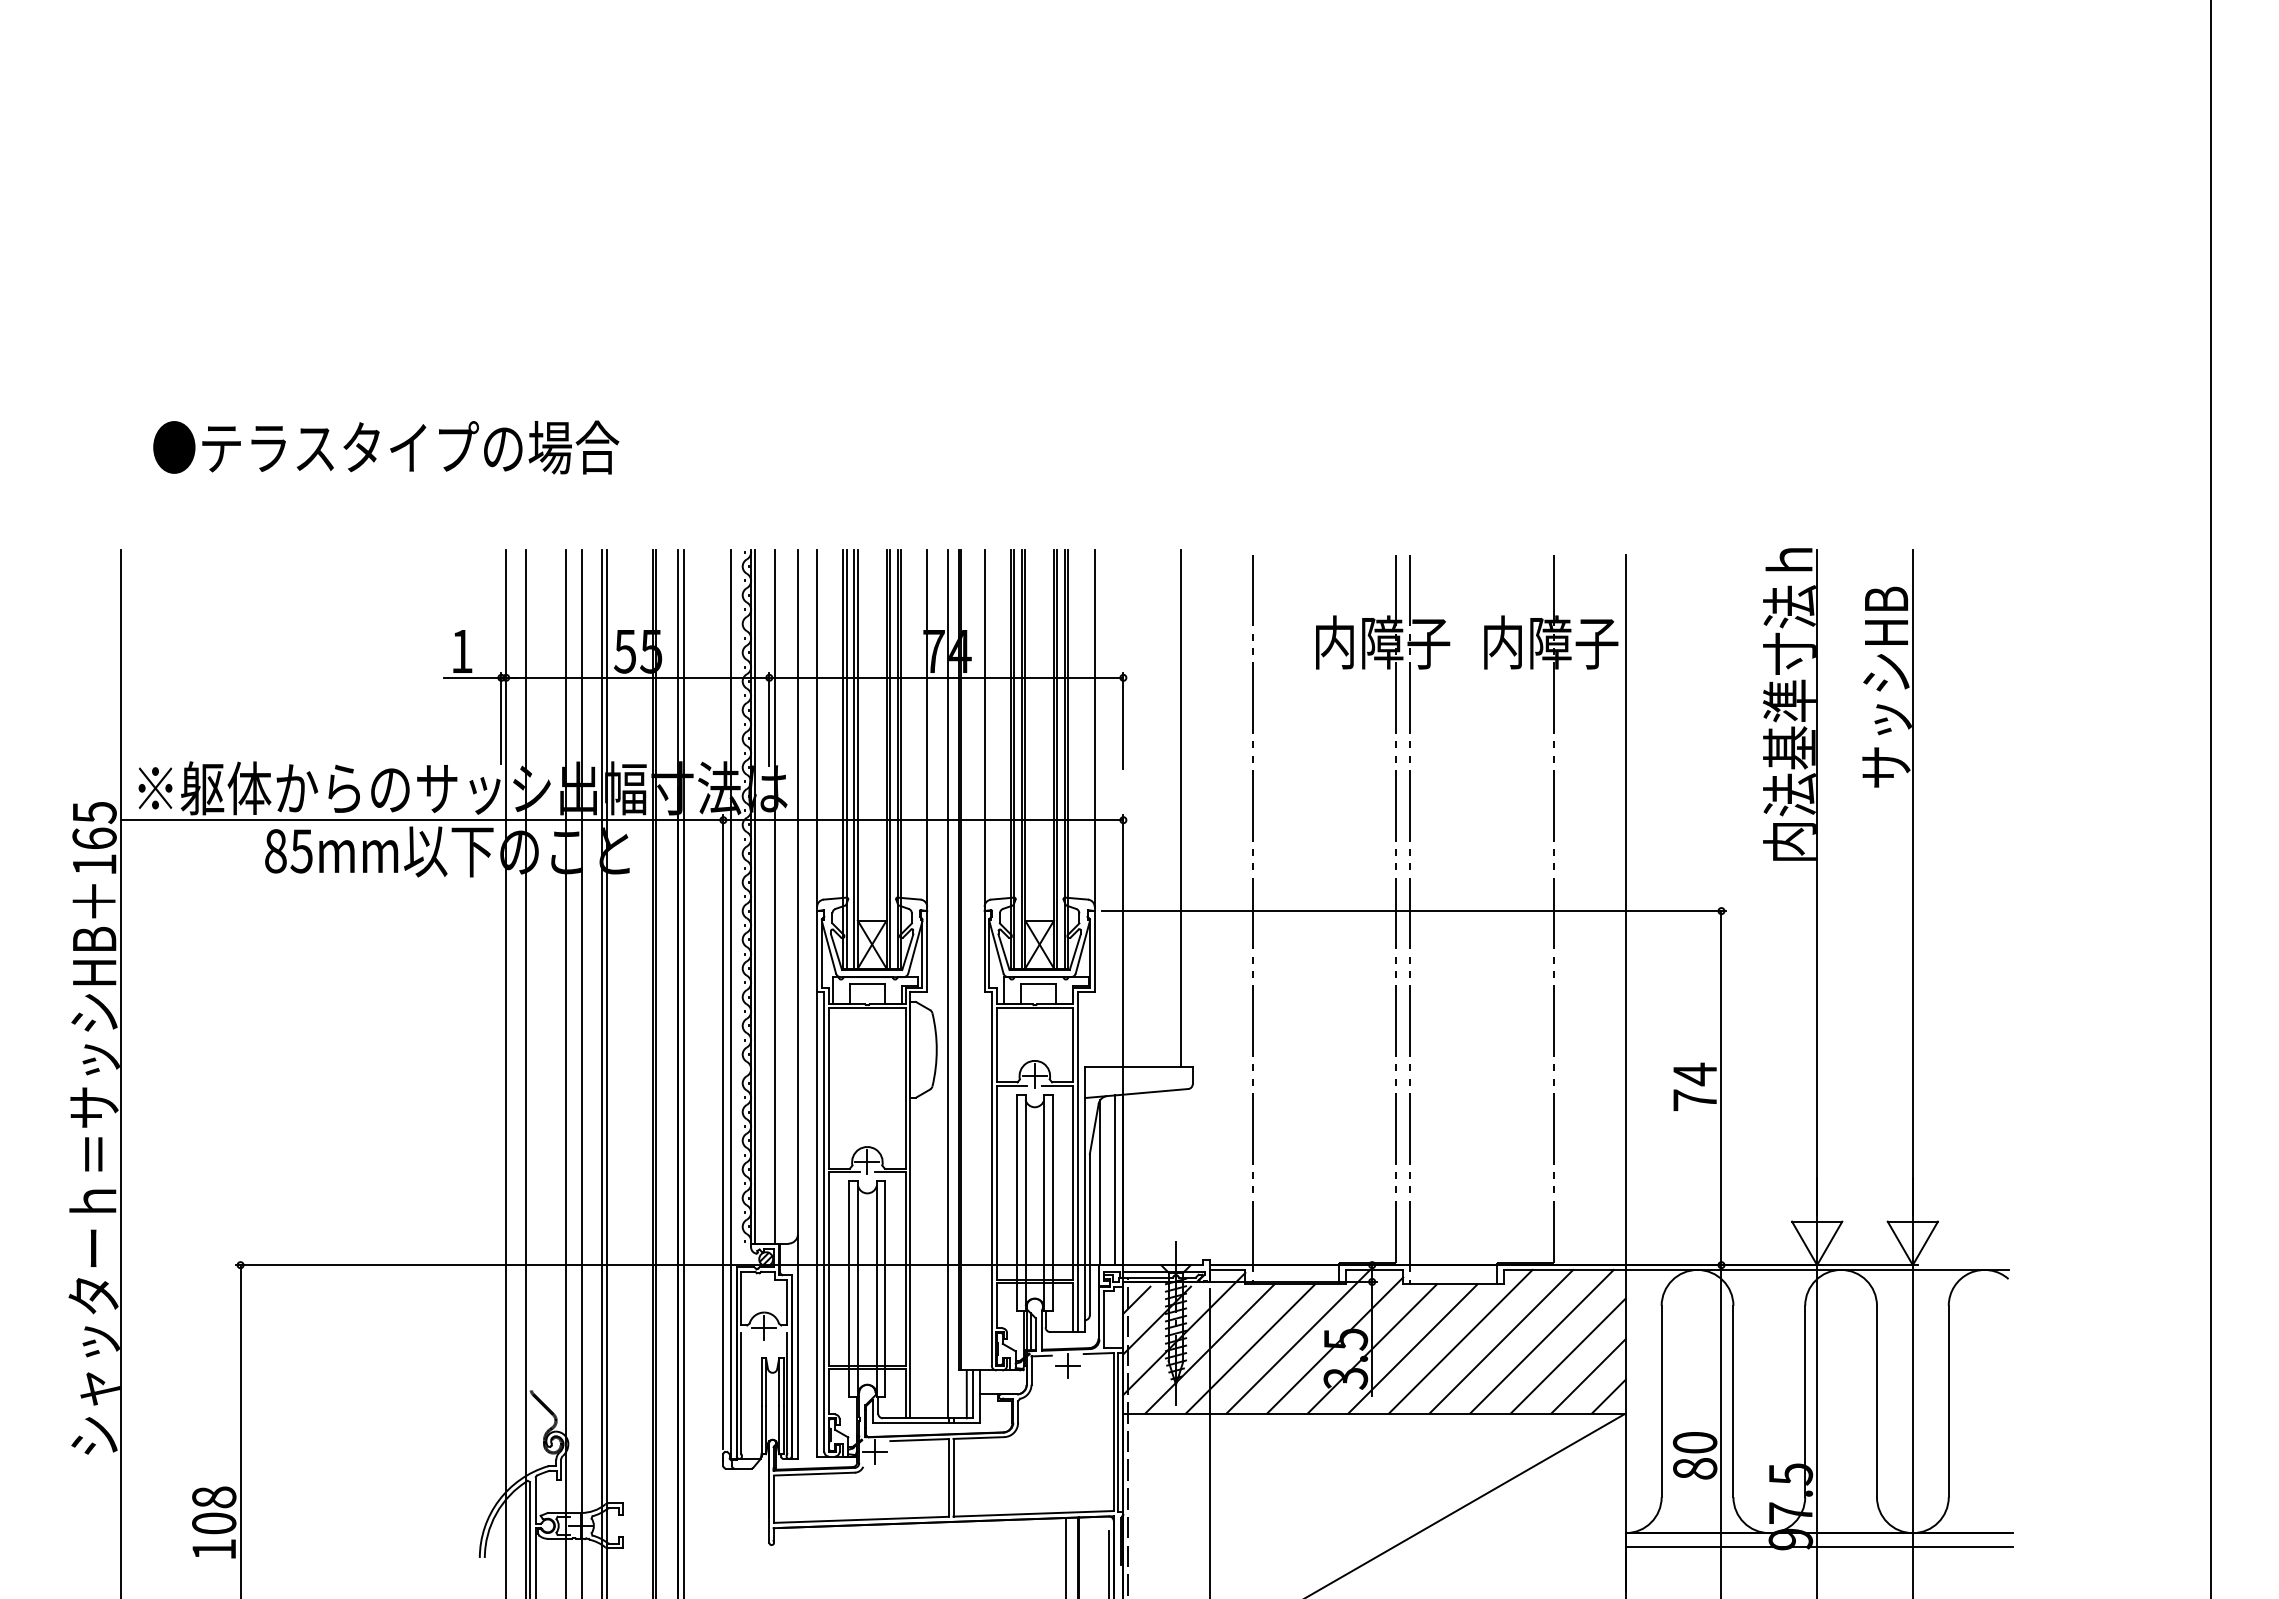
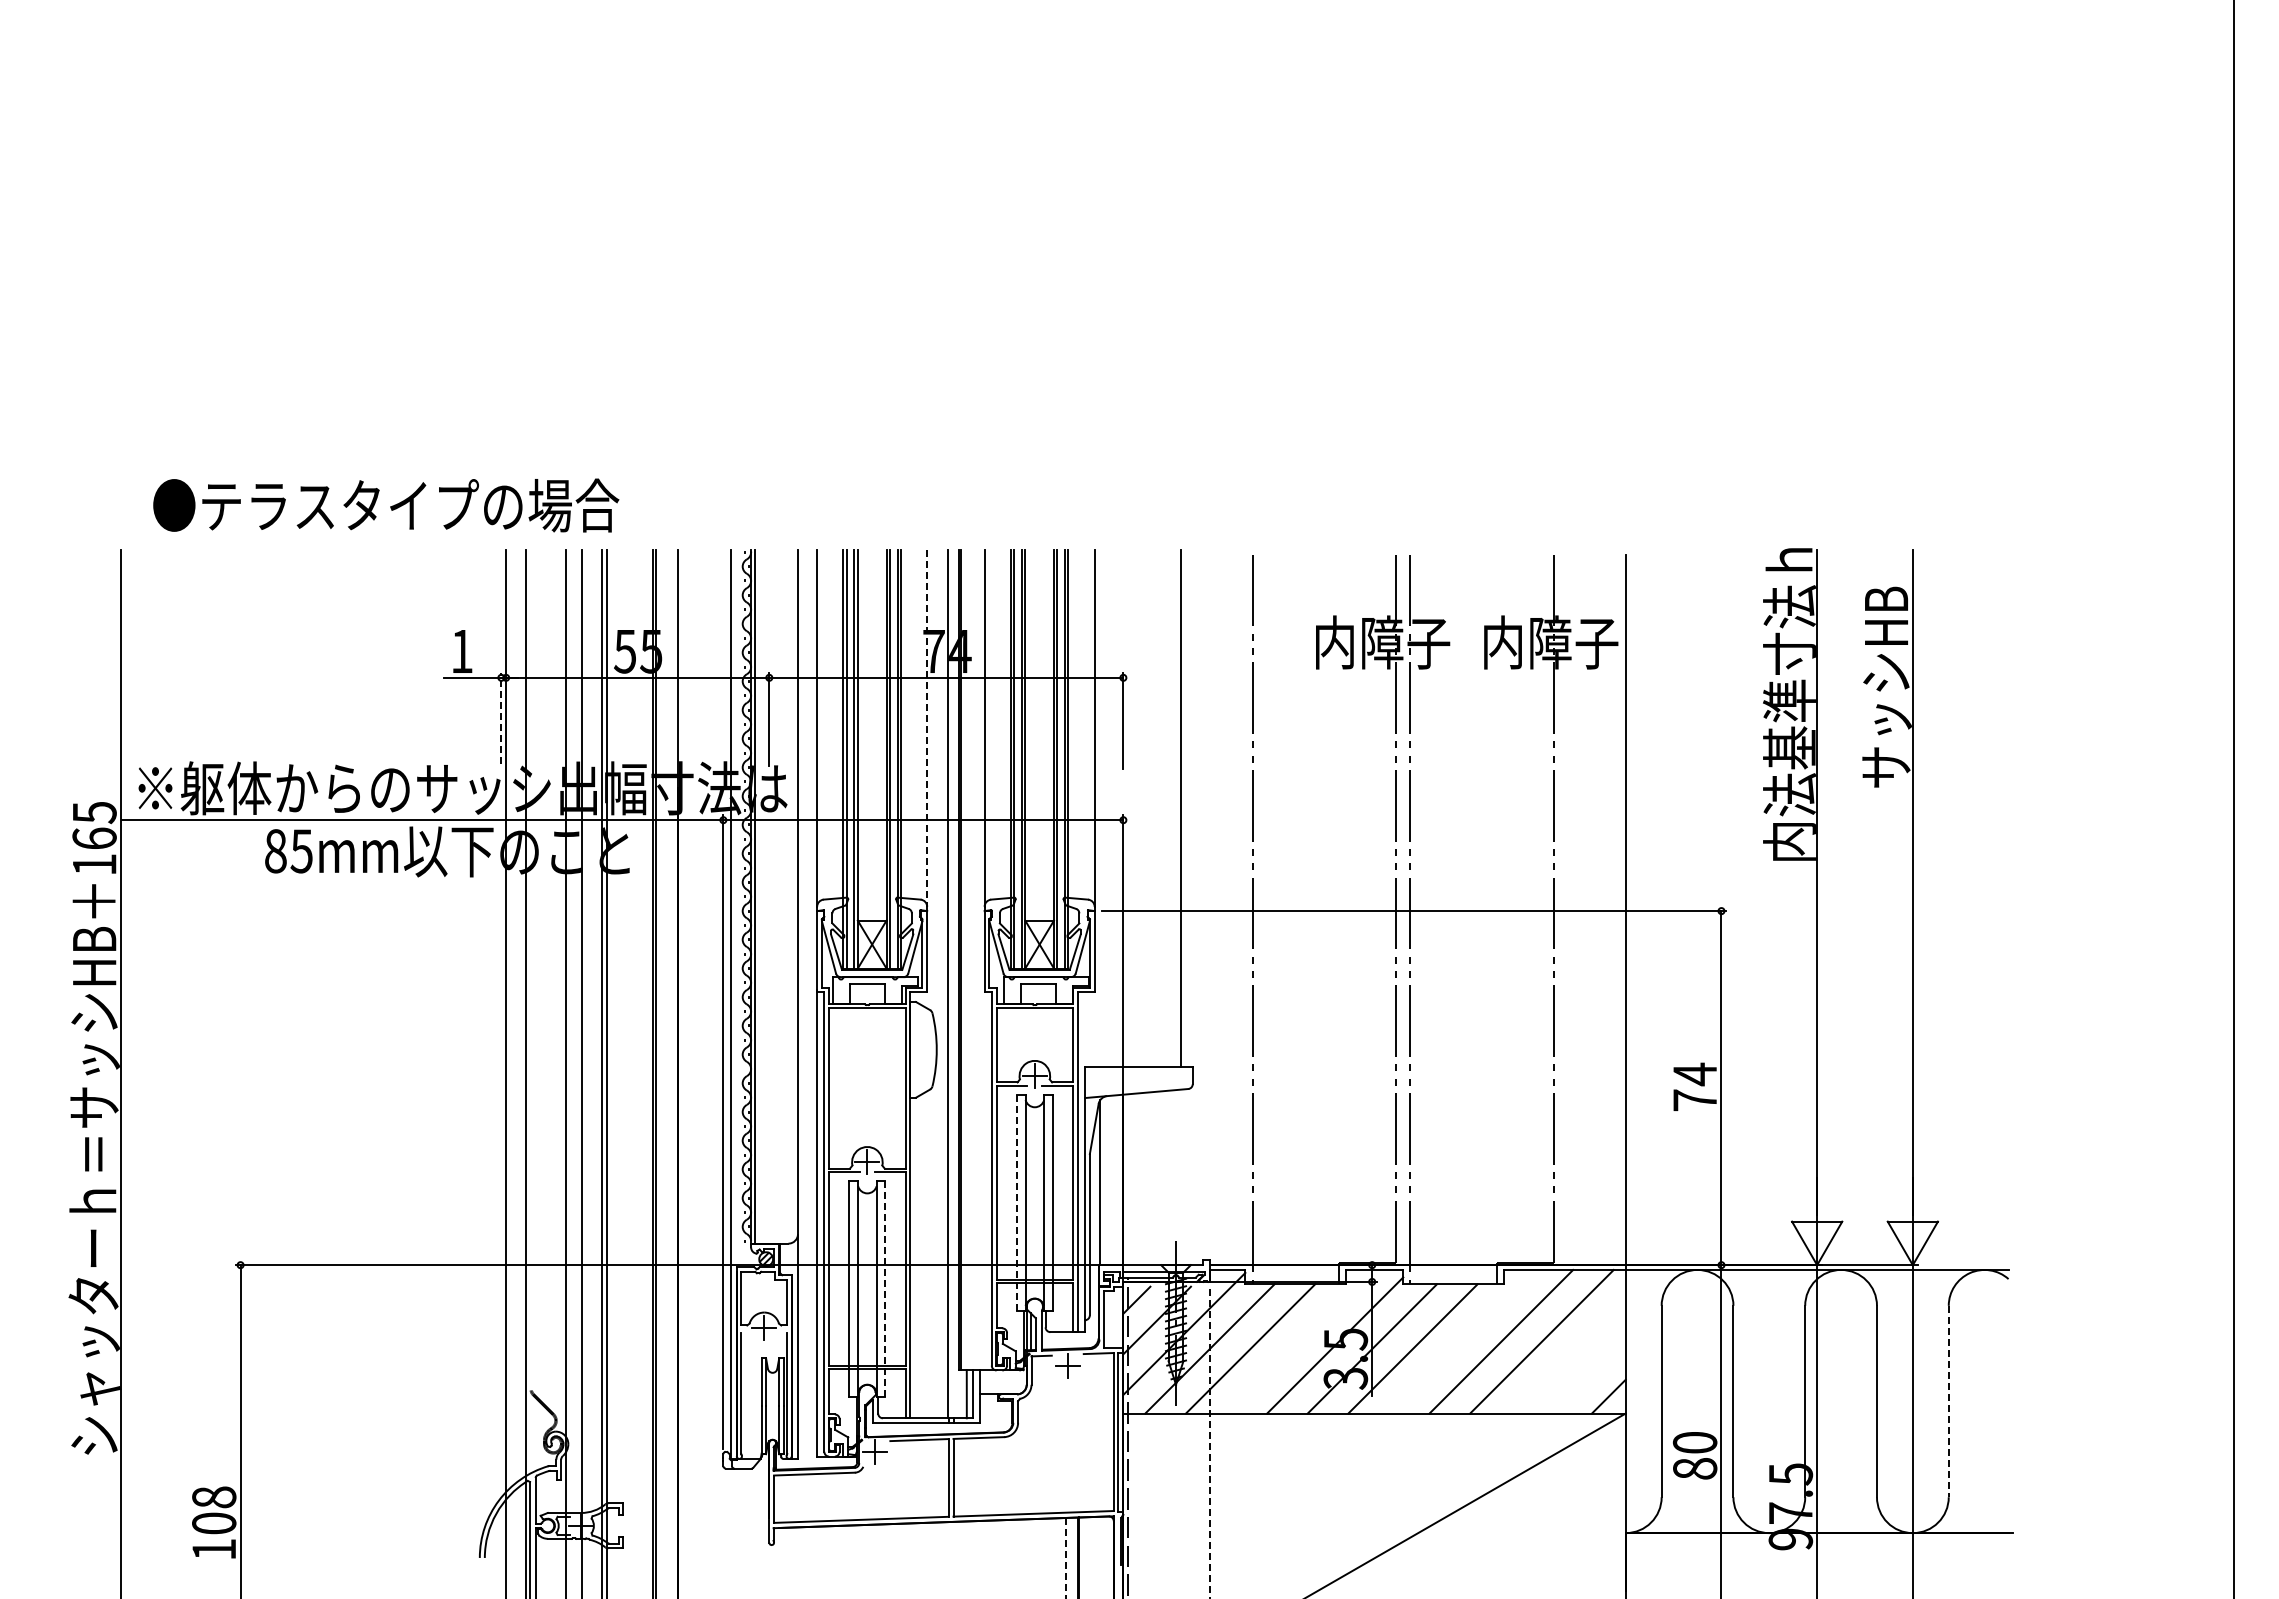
text position: (386, 447) -> (386, 505) (386, 505)
line: solid -> dashed (501, 718)
line: solid -> dashed (927, 728)
line position: (2210, 798) -> (2233, 798) (2233, 798)
line: present -> none (775, 896)
line: present -> none (684, 1072)
line: present -> none (1114, 1180)
line: solid -> dashed (1016, 1202)
line: solid -> dashed (885, 1289)
line: present -> none (1298, 1341)
line: present -> none (1460, 1341)
line: present -> none (1567, 1355)
line: present -> none (1588, 1376)
line: solid -> dashed (1948, 1401)
line: solid -> dashed (1209, 1444)
line: present -> none (1819, 1547)
line: solid -> dashed (1065, 1558)
line: present -> none (1109, 1562)
